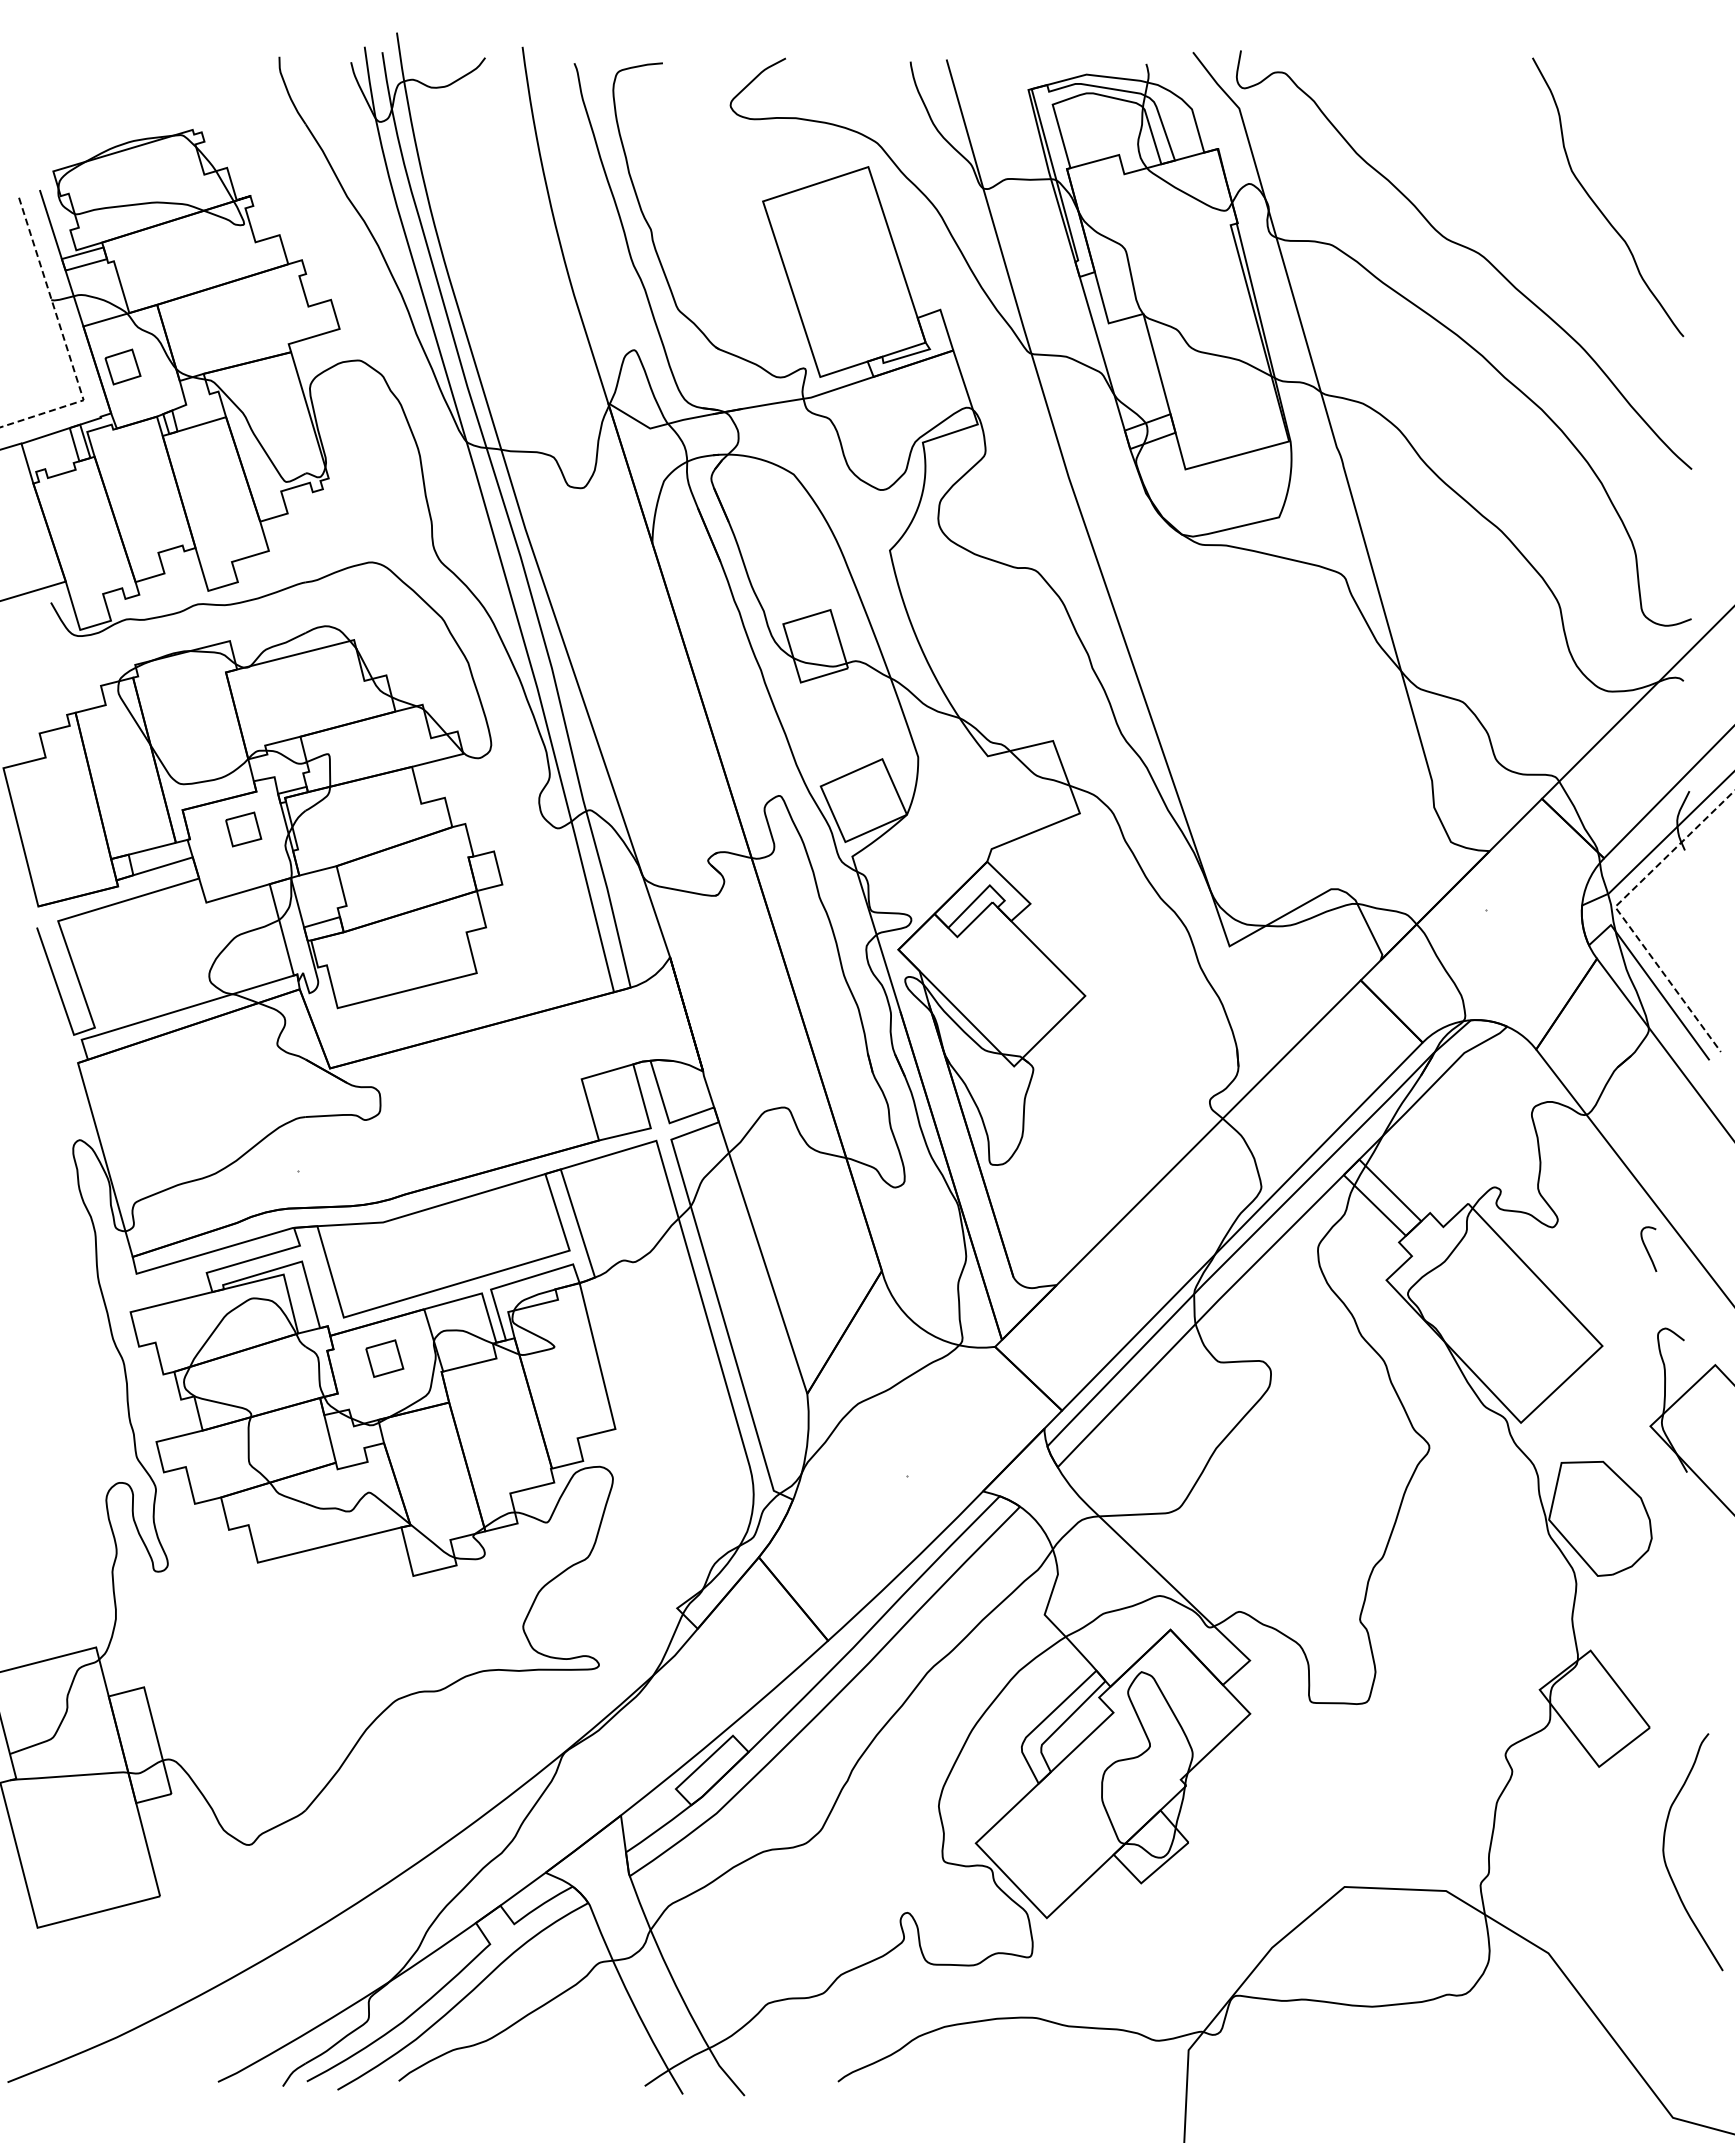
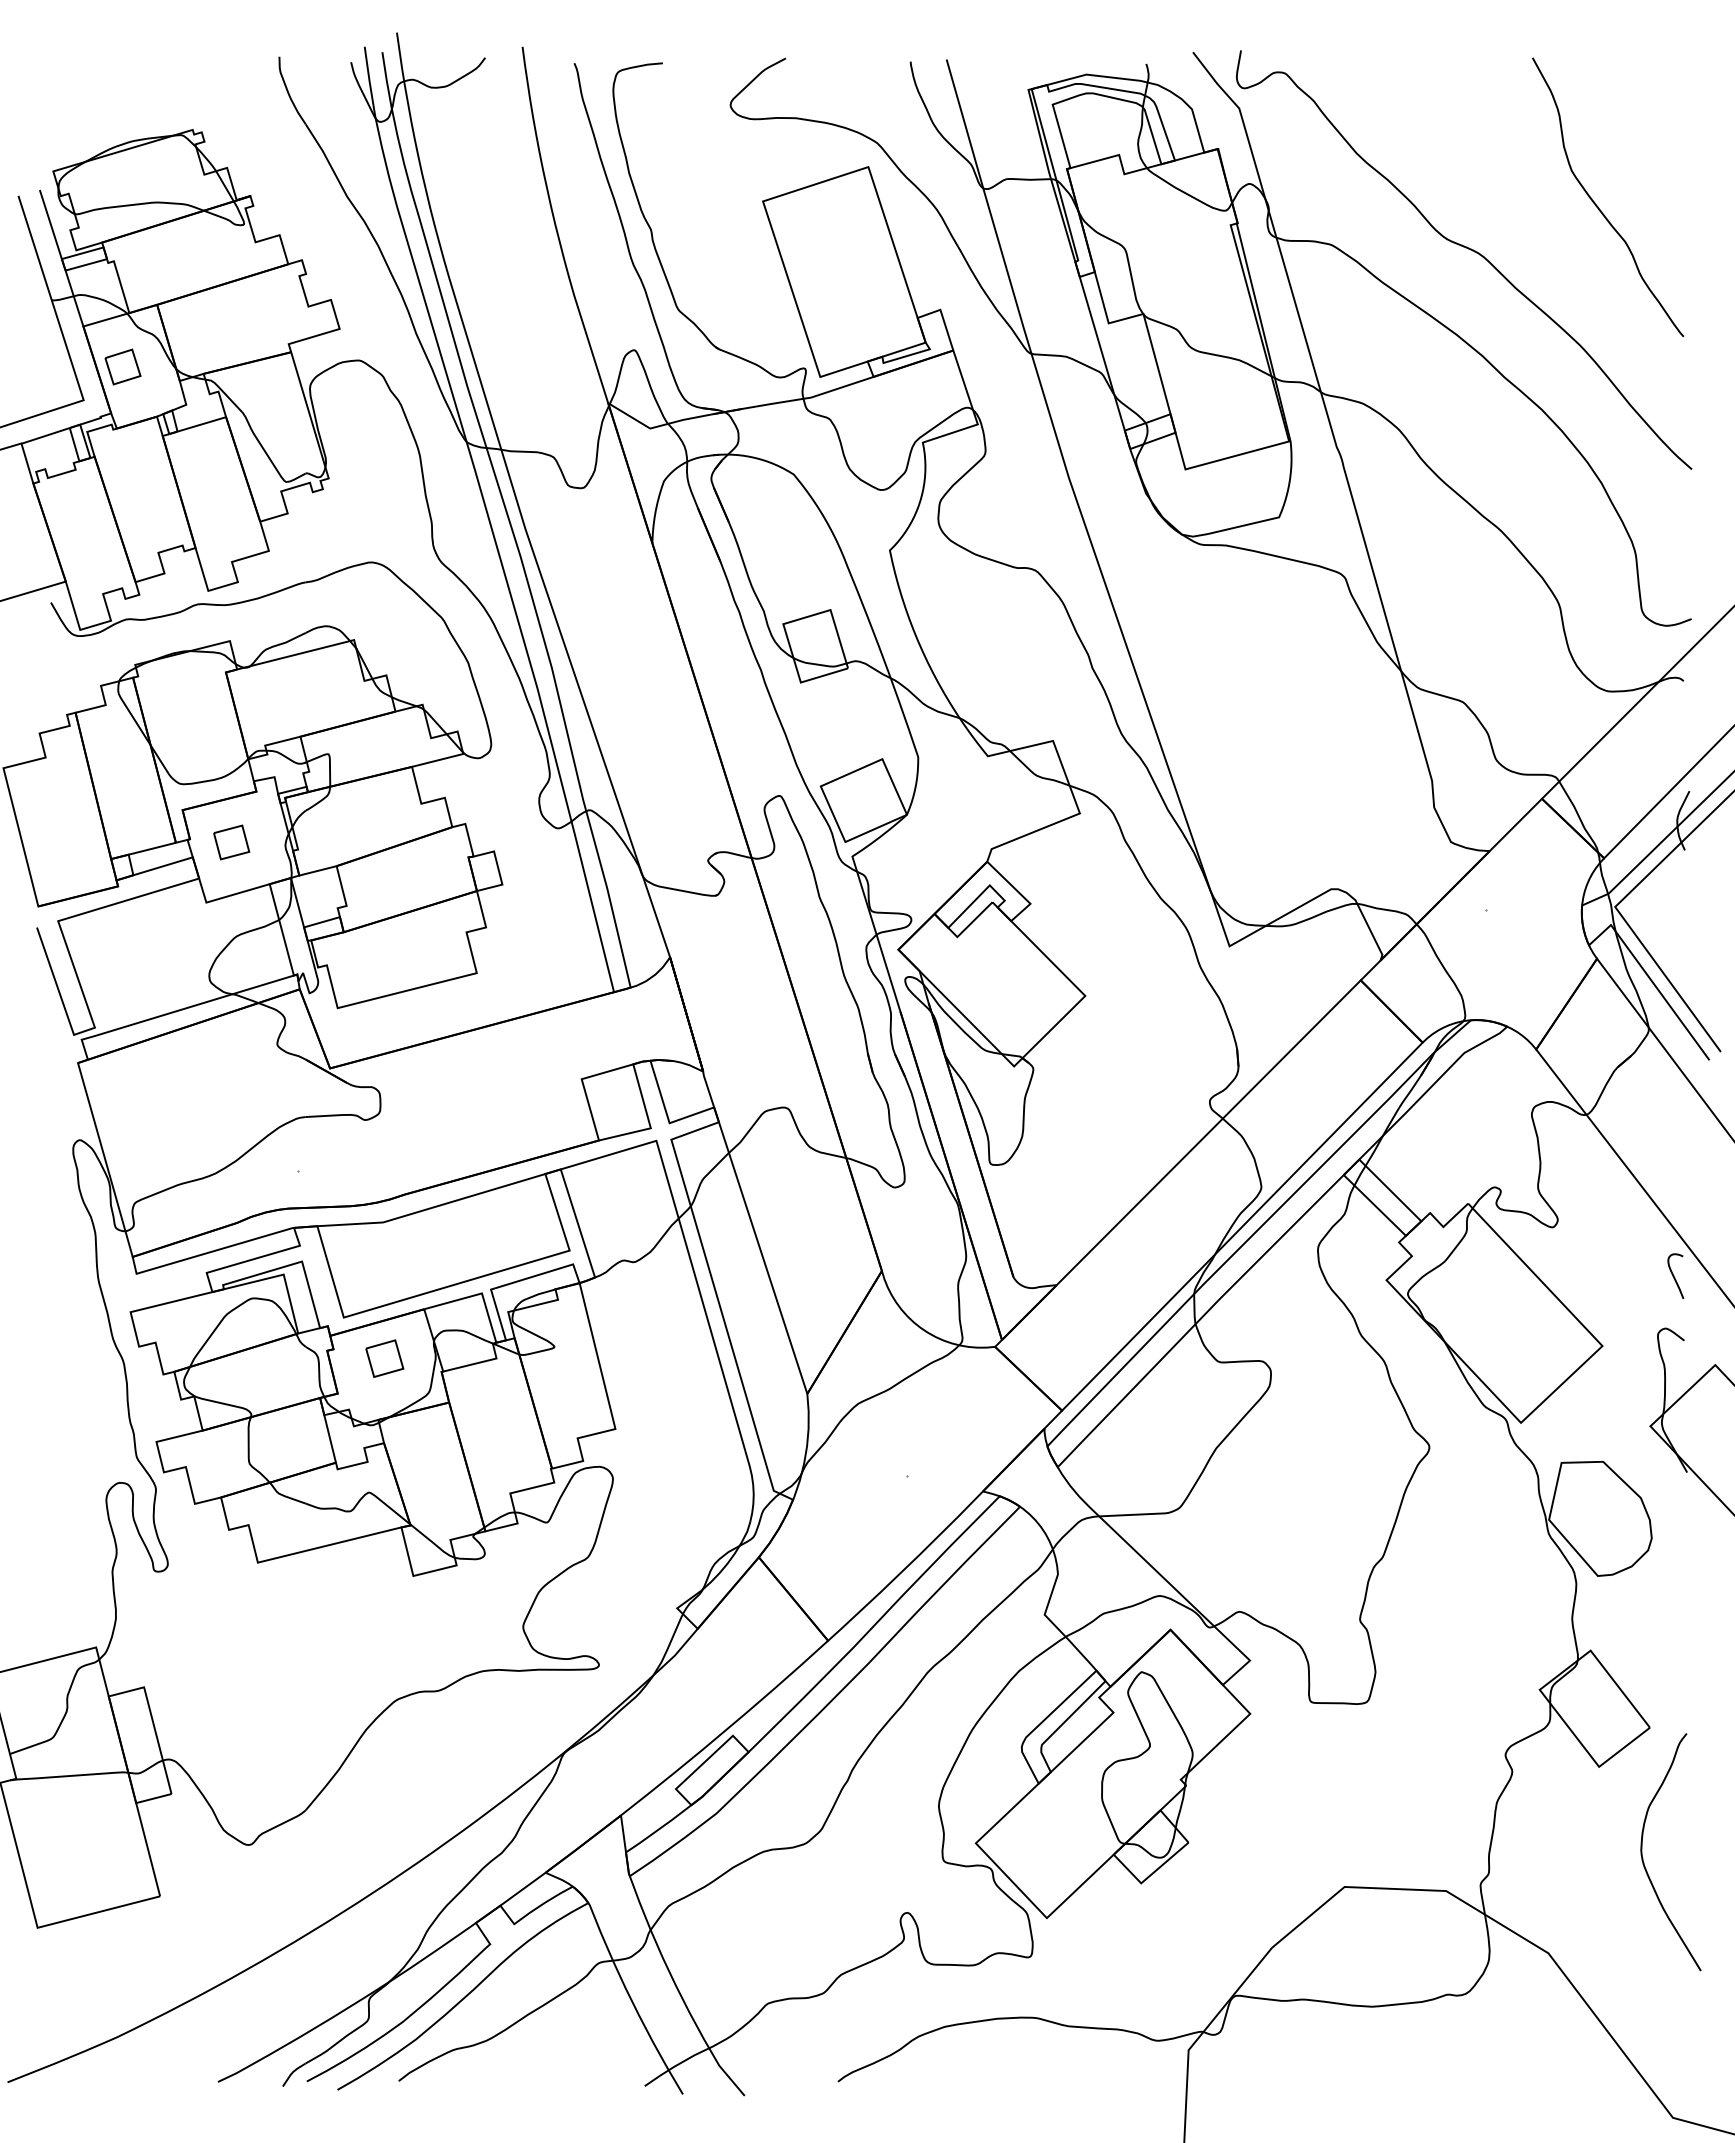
line: dashed -> solid (64, 340)
part position: (243, 829) -> (231, 842) (231, 842)
line: dashed -> solid (1618, 911)
curve position: (1647, 1248) -> (1674, 1275) (1674, 1275)
curve position: (1665, 1858) -> (1643, 1858) (1643, 1858)
